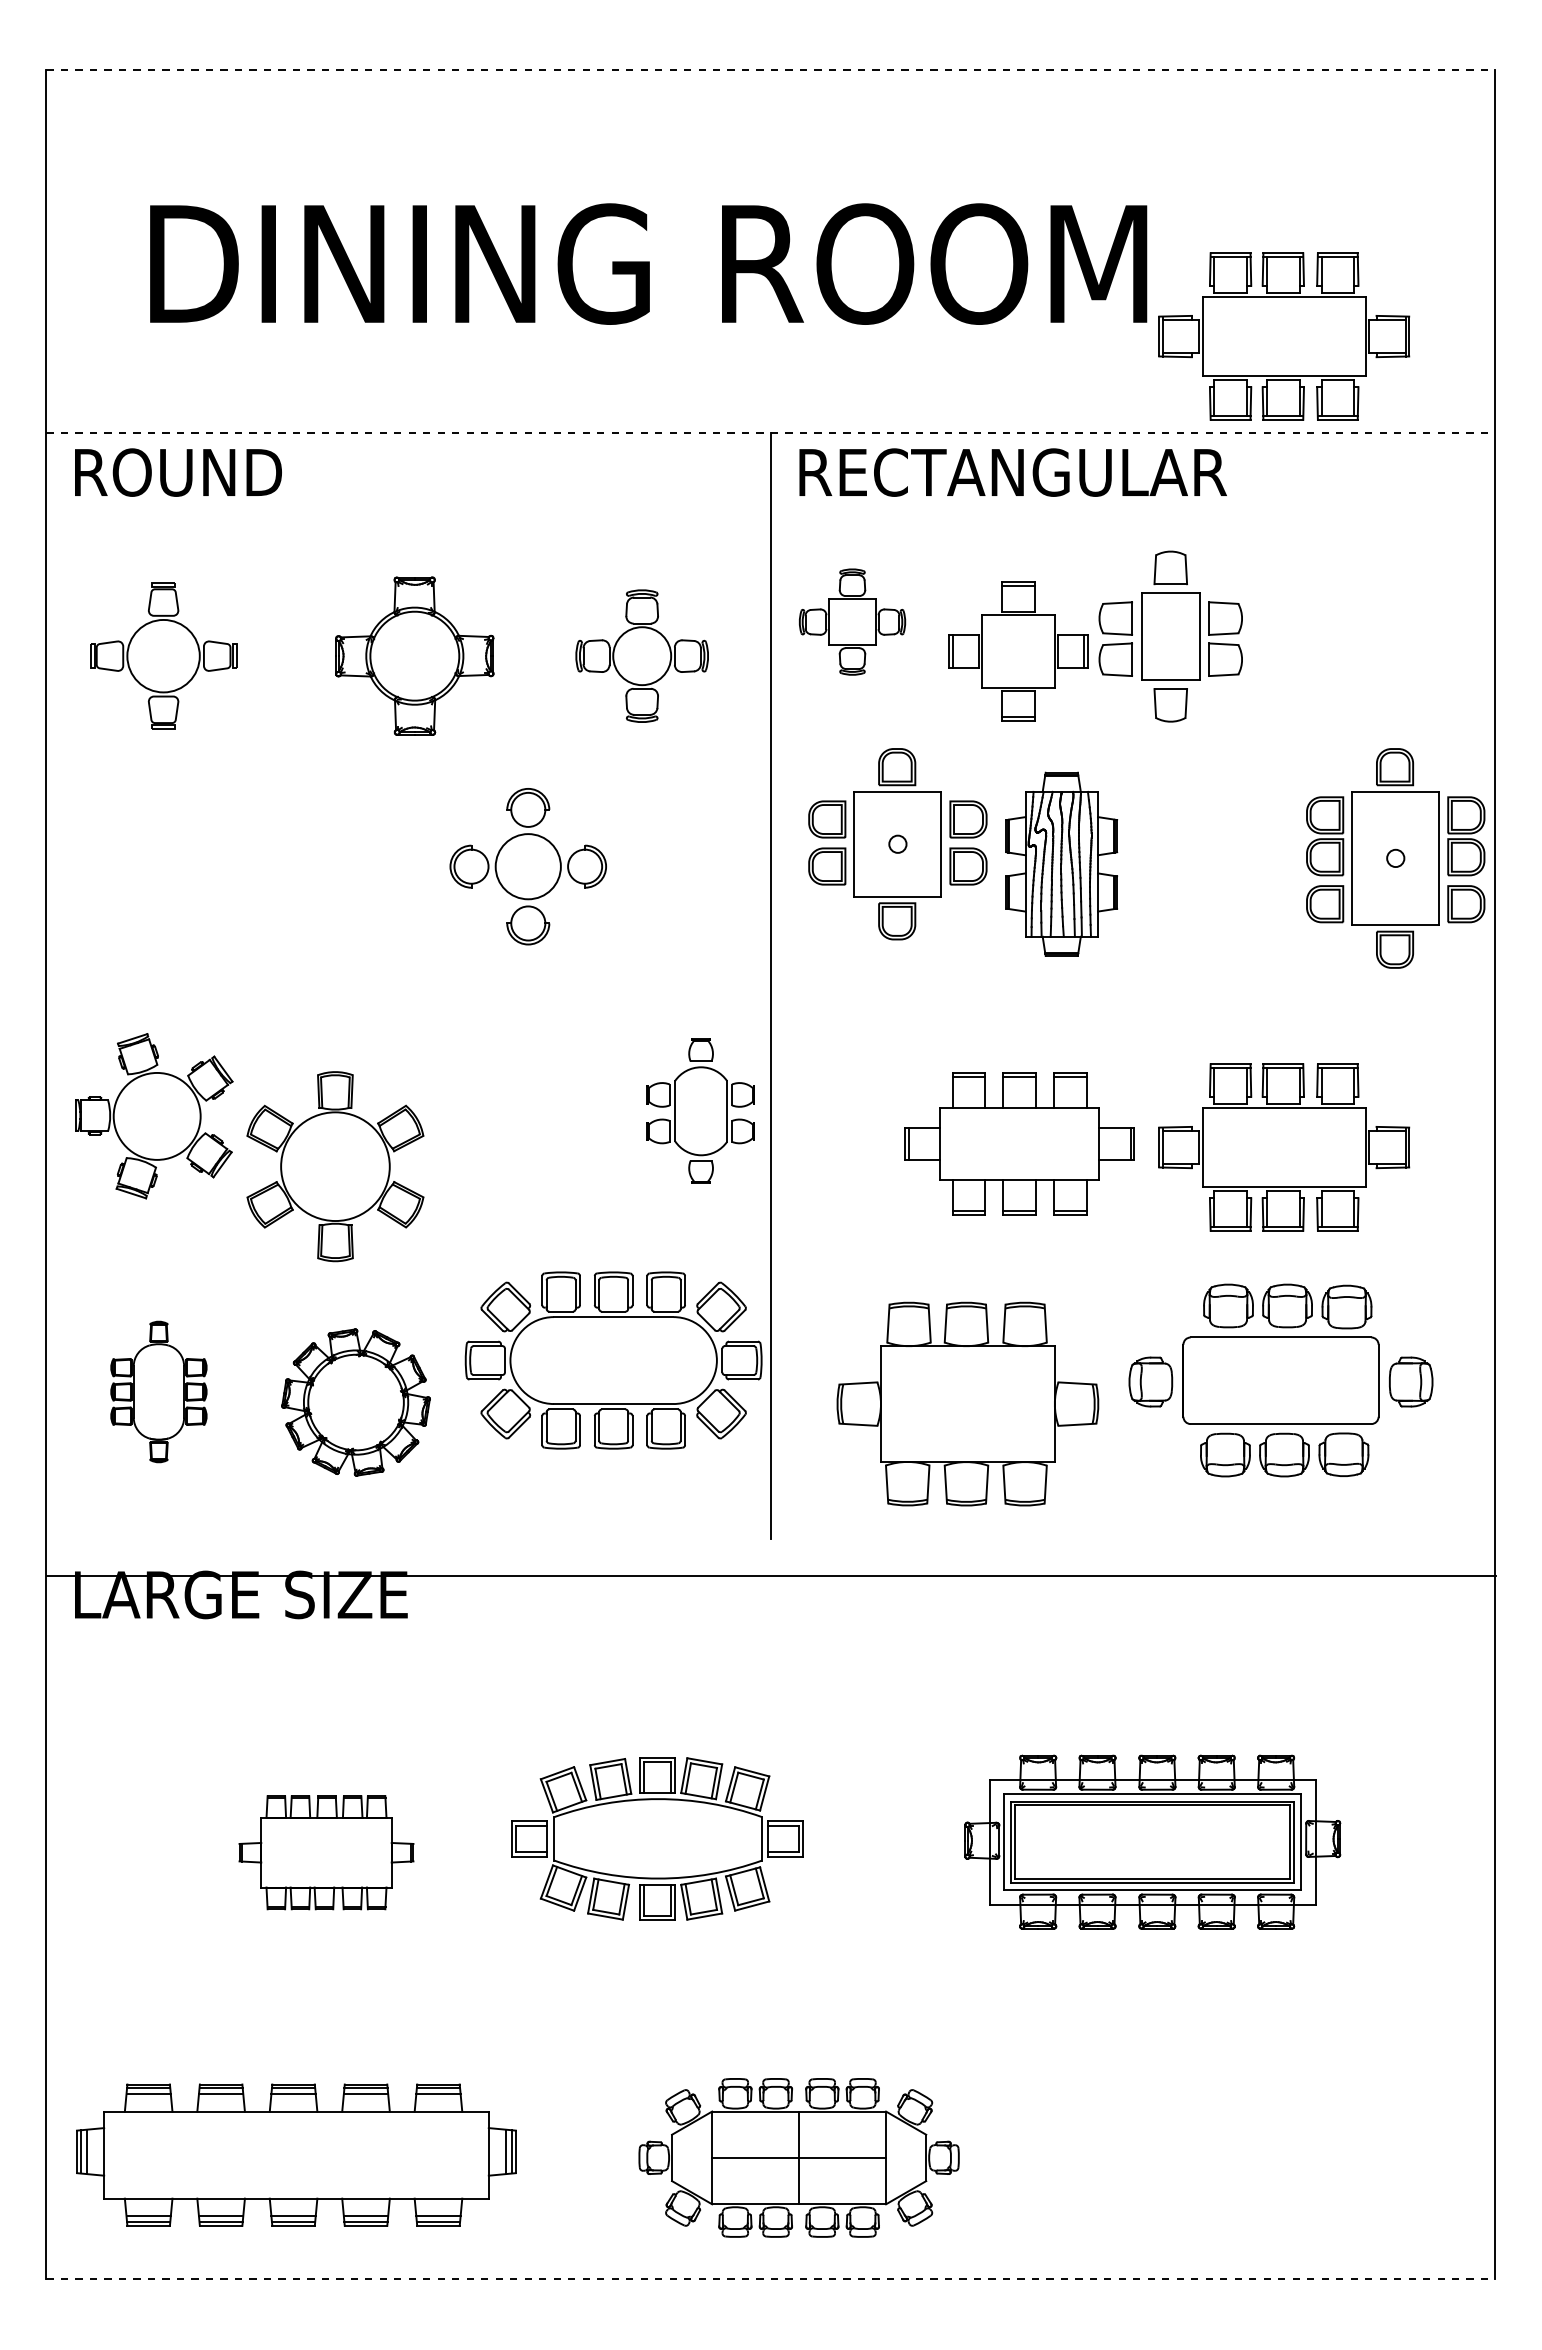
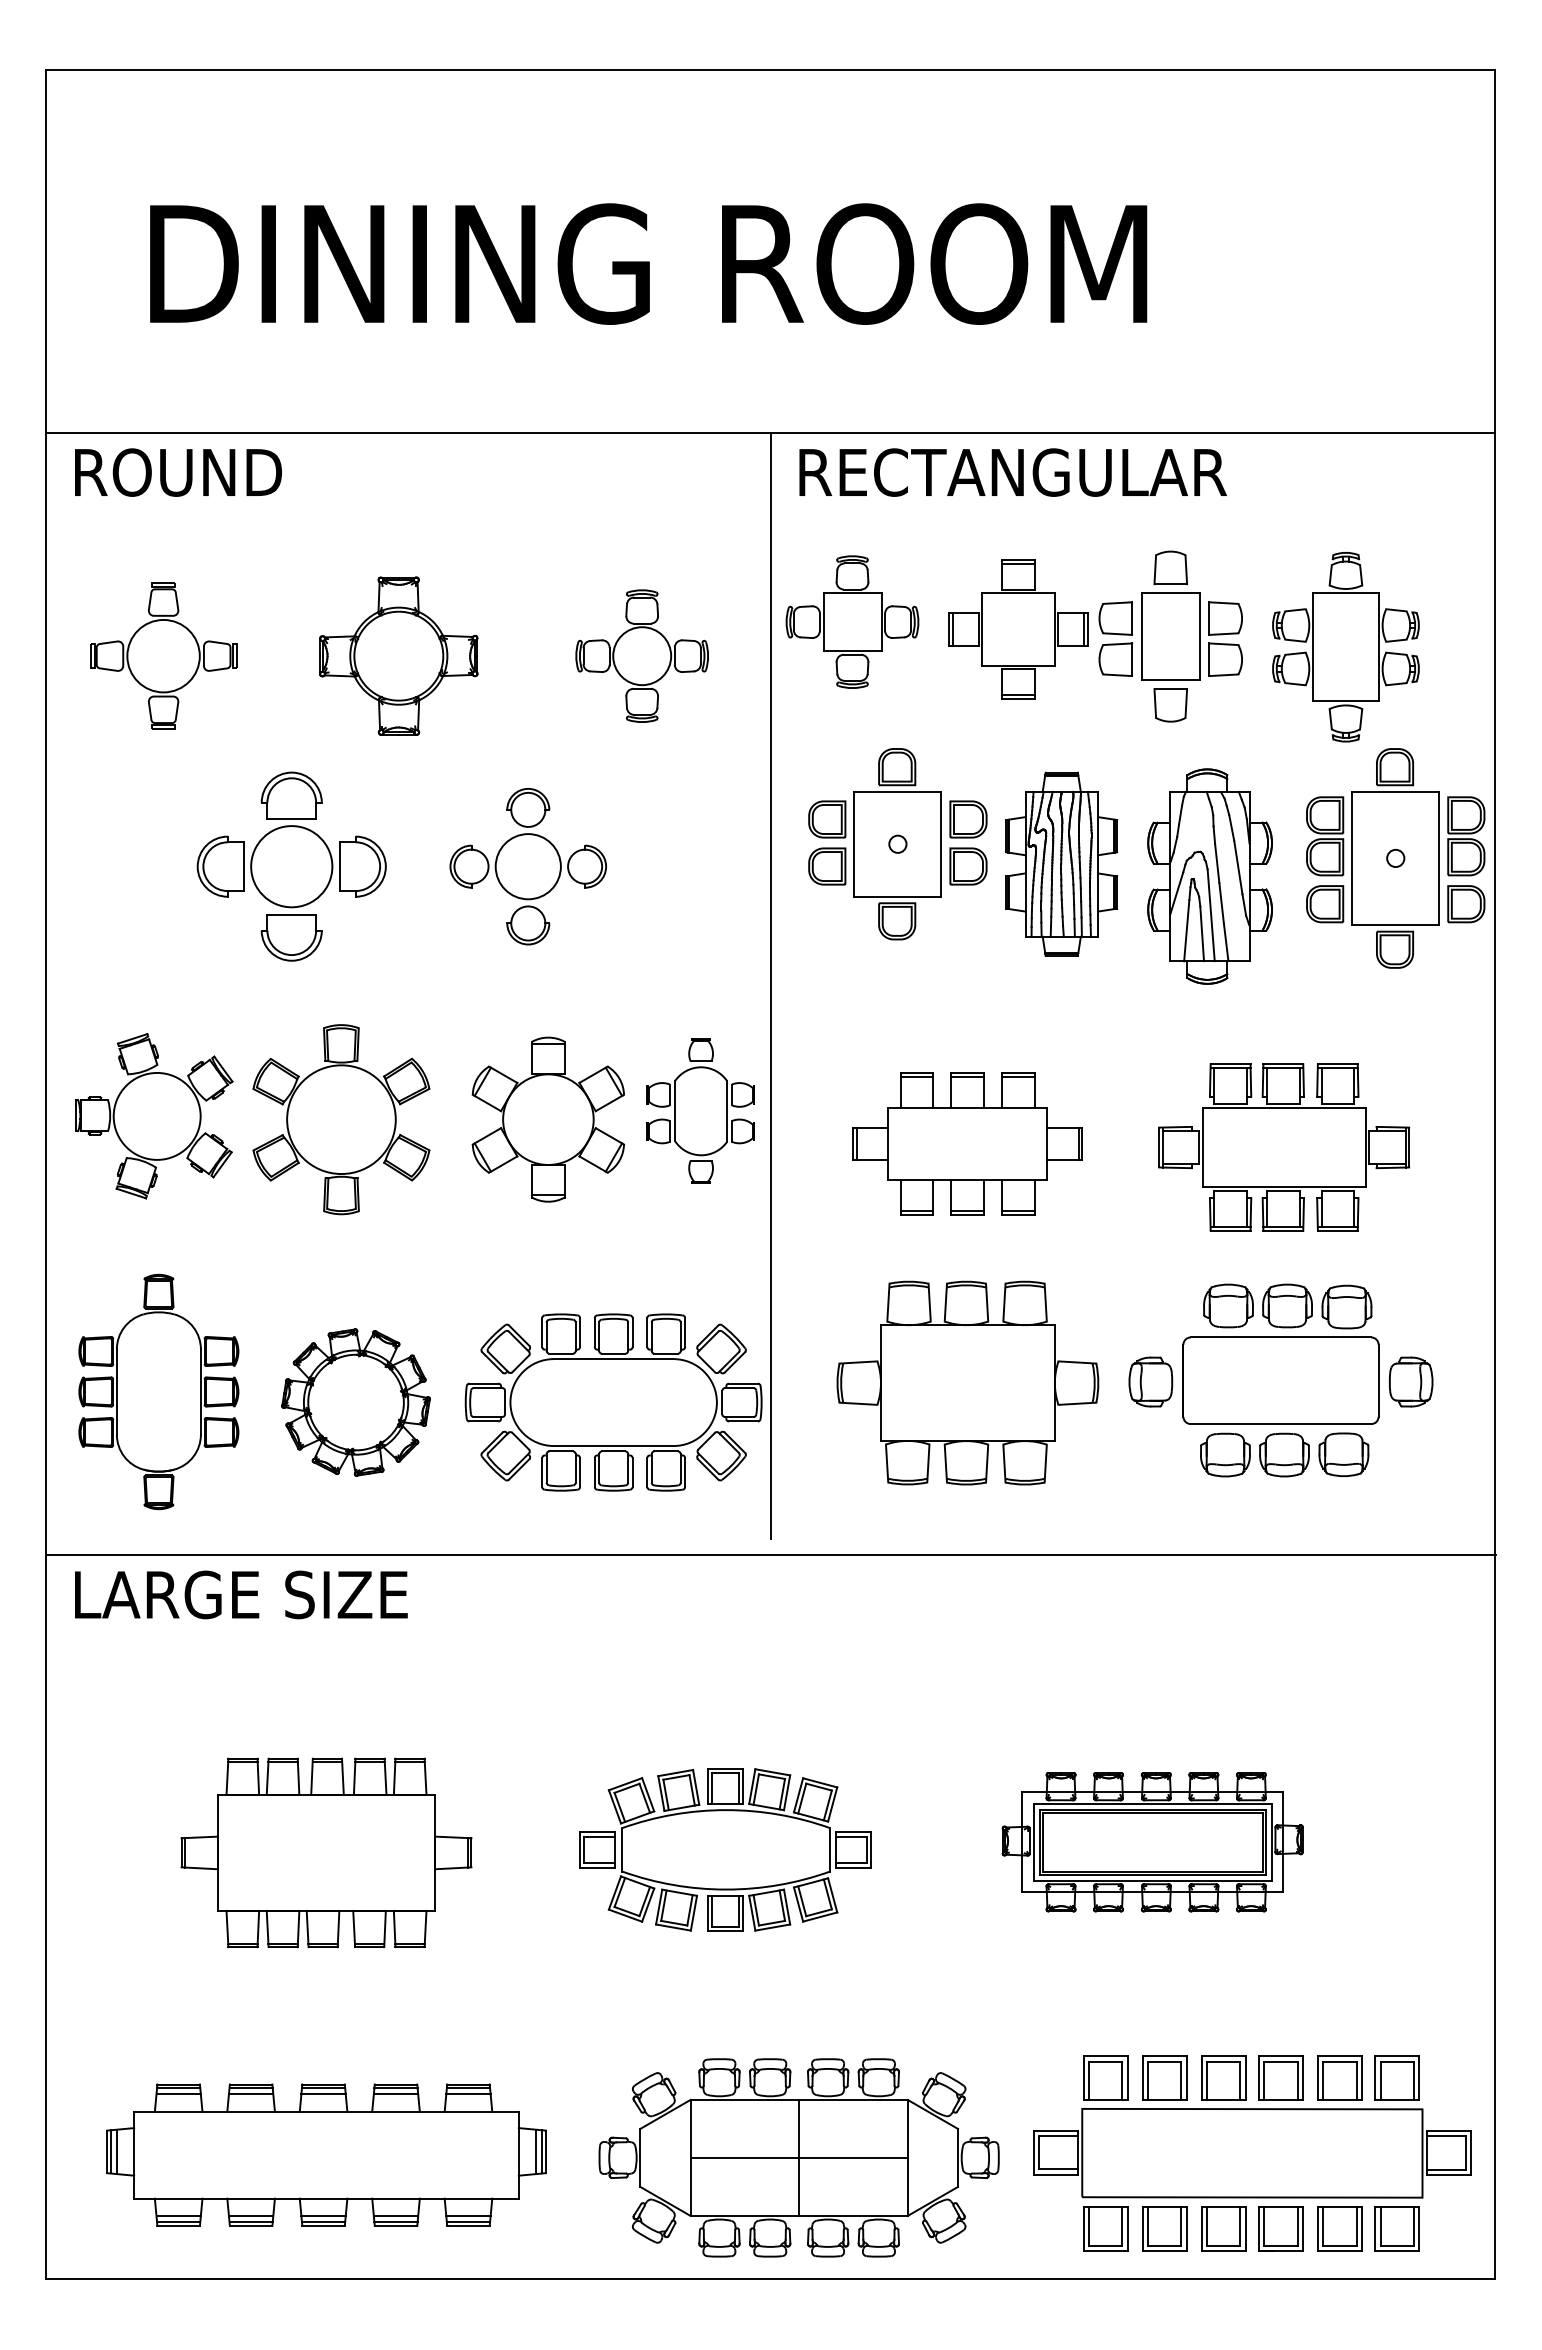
line: dashed -> solid (770, 70)
part: present -> none (1284, 336)
line: dashed -> solid (770, 432)
part size: 108x108 px -> 135x134 px (852, 621)
part: none -> present (1345, 647)
part position: (1018, 651) -> (1018, 629) (1018, 629)
part position: (414, 655) -> (398, 655) (398, 655)
part: none -> present (291, 866)
part: none -> present (1209, 876)
part: none -> present (548, 1119)
part position: (1019, 1143) -> (967, 1143) (967, 1143)
part position: (335, 1166) -> (341, 1119) (341, 1119)
part position: (613, 1360) -> (613, 1402) (613, 1402)
part size: 98x144 px -> 162x238 px (158, 1391)
part position: (967, 1403) -> (967, 1382) (967, 1382)
line position: (770, 1576) -> (770, 1555) (770, 1555)
part position: (657, 1838) -> (725, 1849) (725, 1849)
part size: 378x176 px -> 303x141 px (1152, 1842)
part size: 177x116 px -> 293x191 px (326, 1852)
part: none -> present (1252, 2153)
part position: (296, 2154) -> (326, 2154) (326, 2154)
part size: 322x160 px -> 402x200 px (798, 2157)
line: dashed -> solid (770, 2279)
